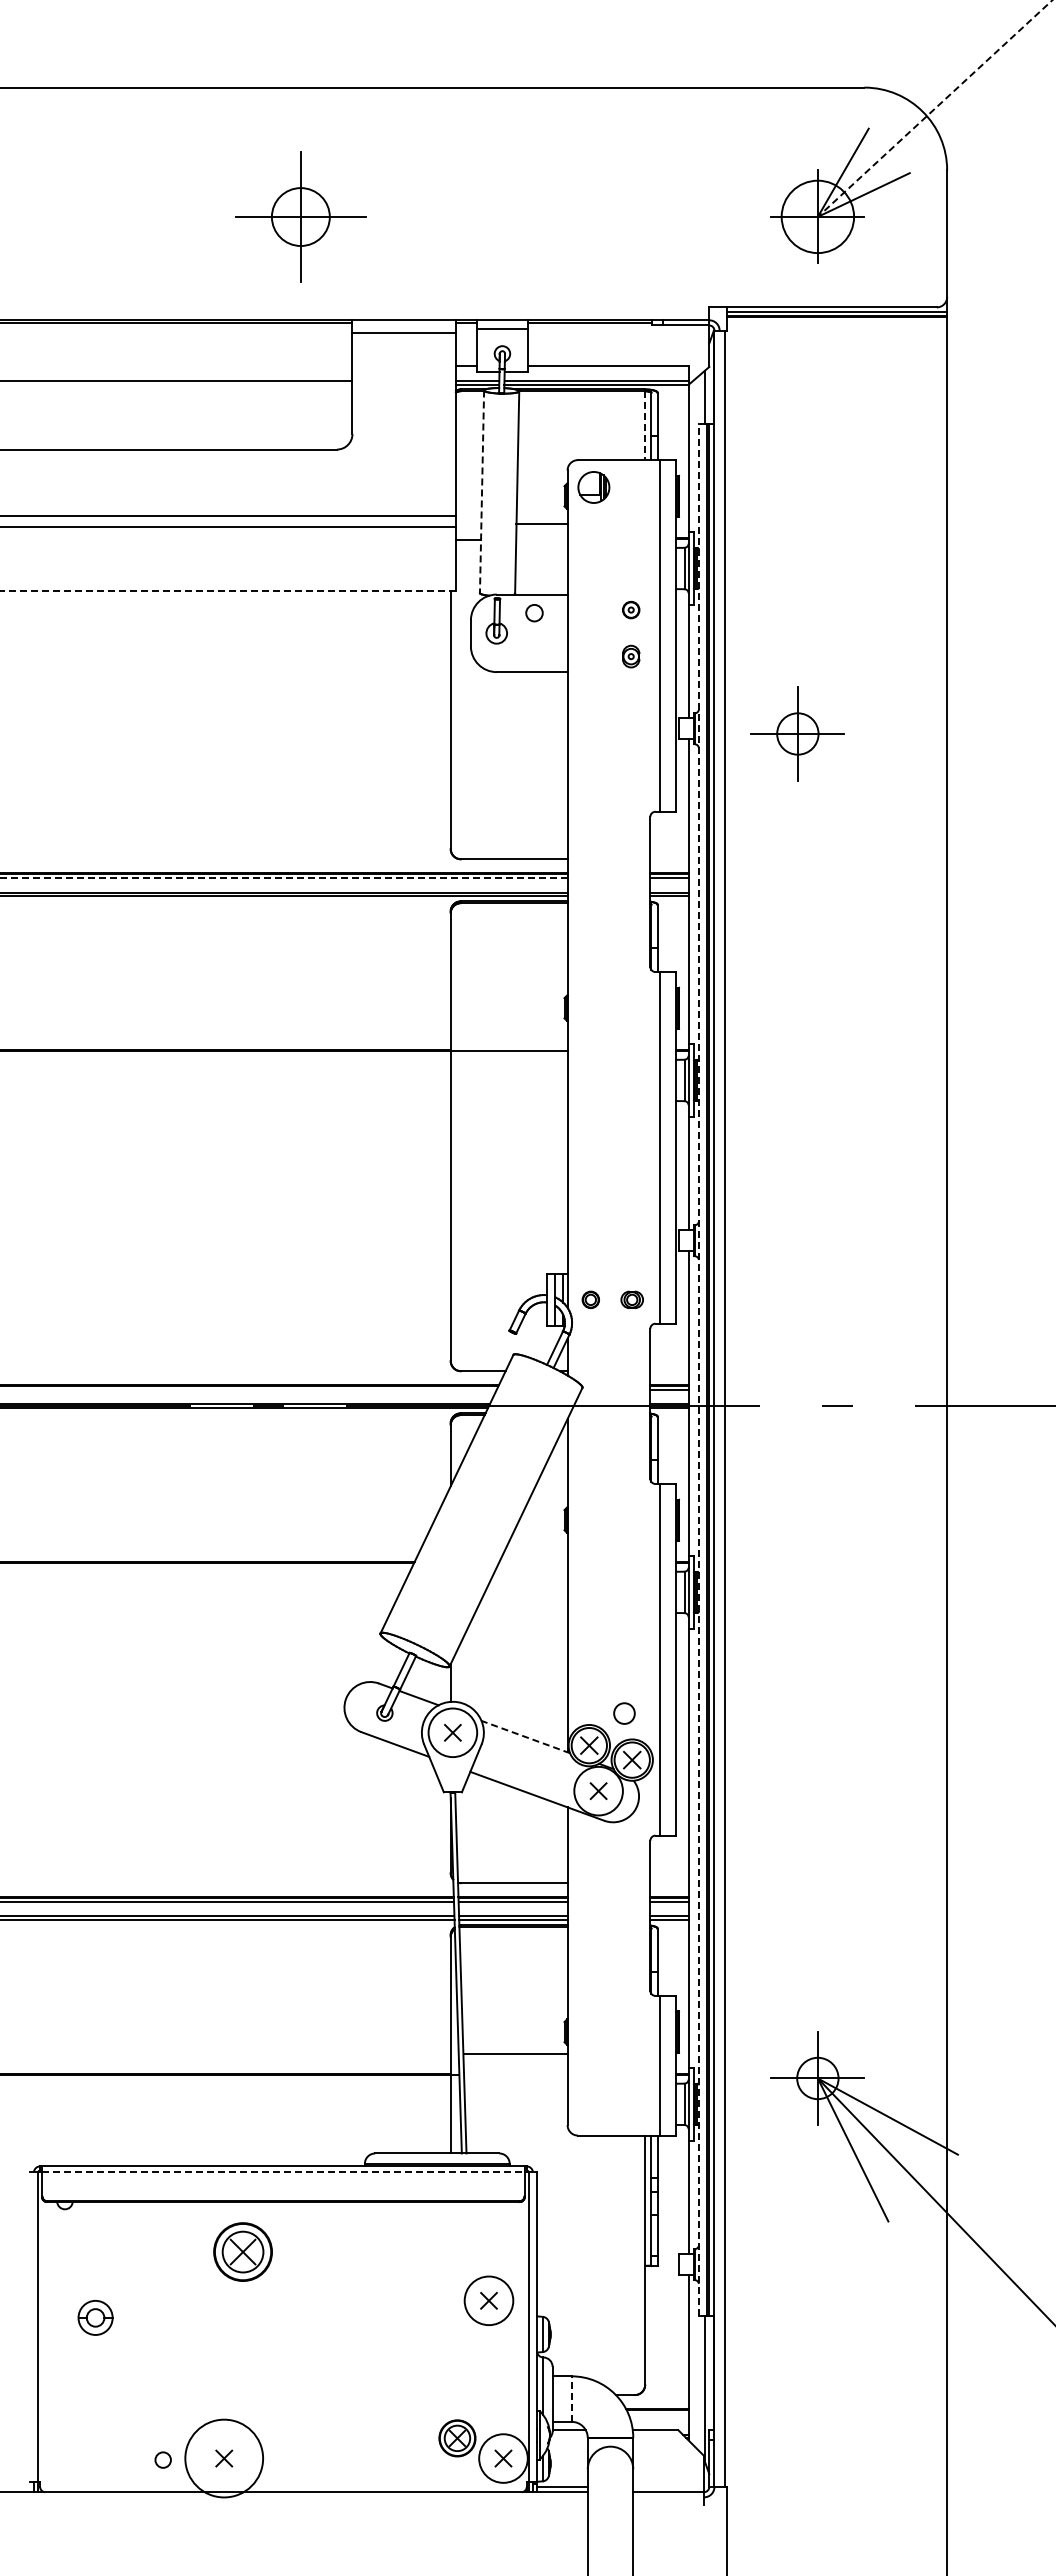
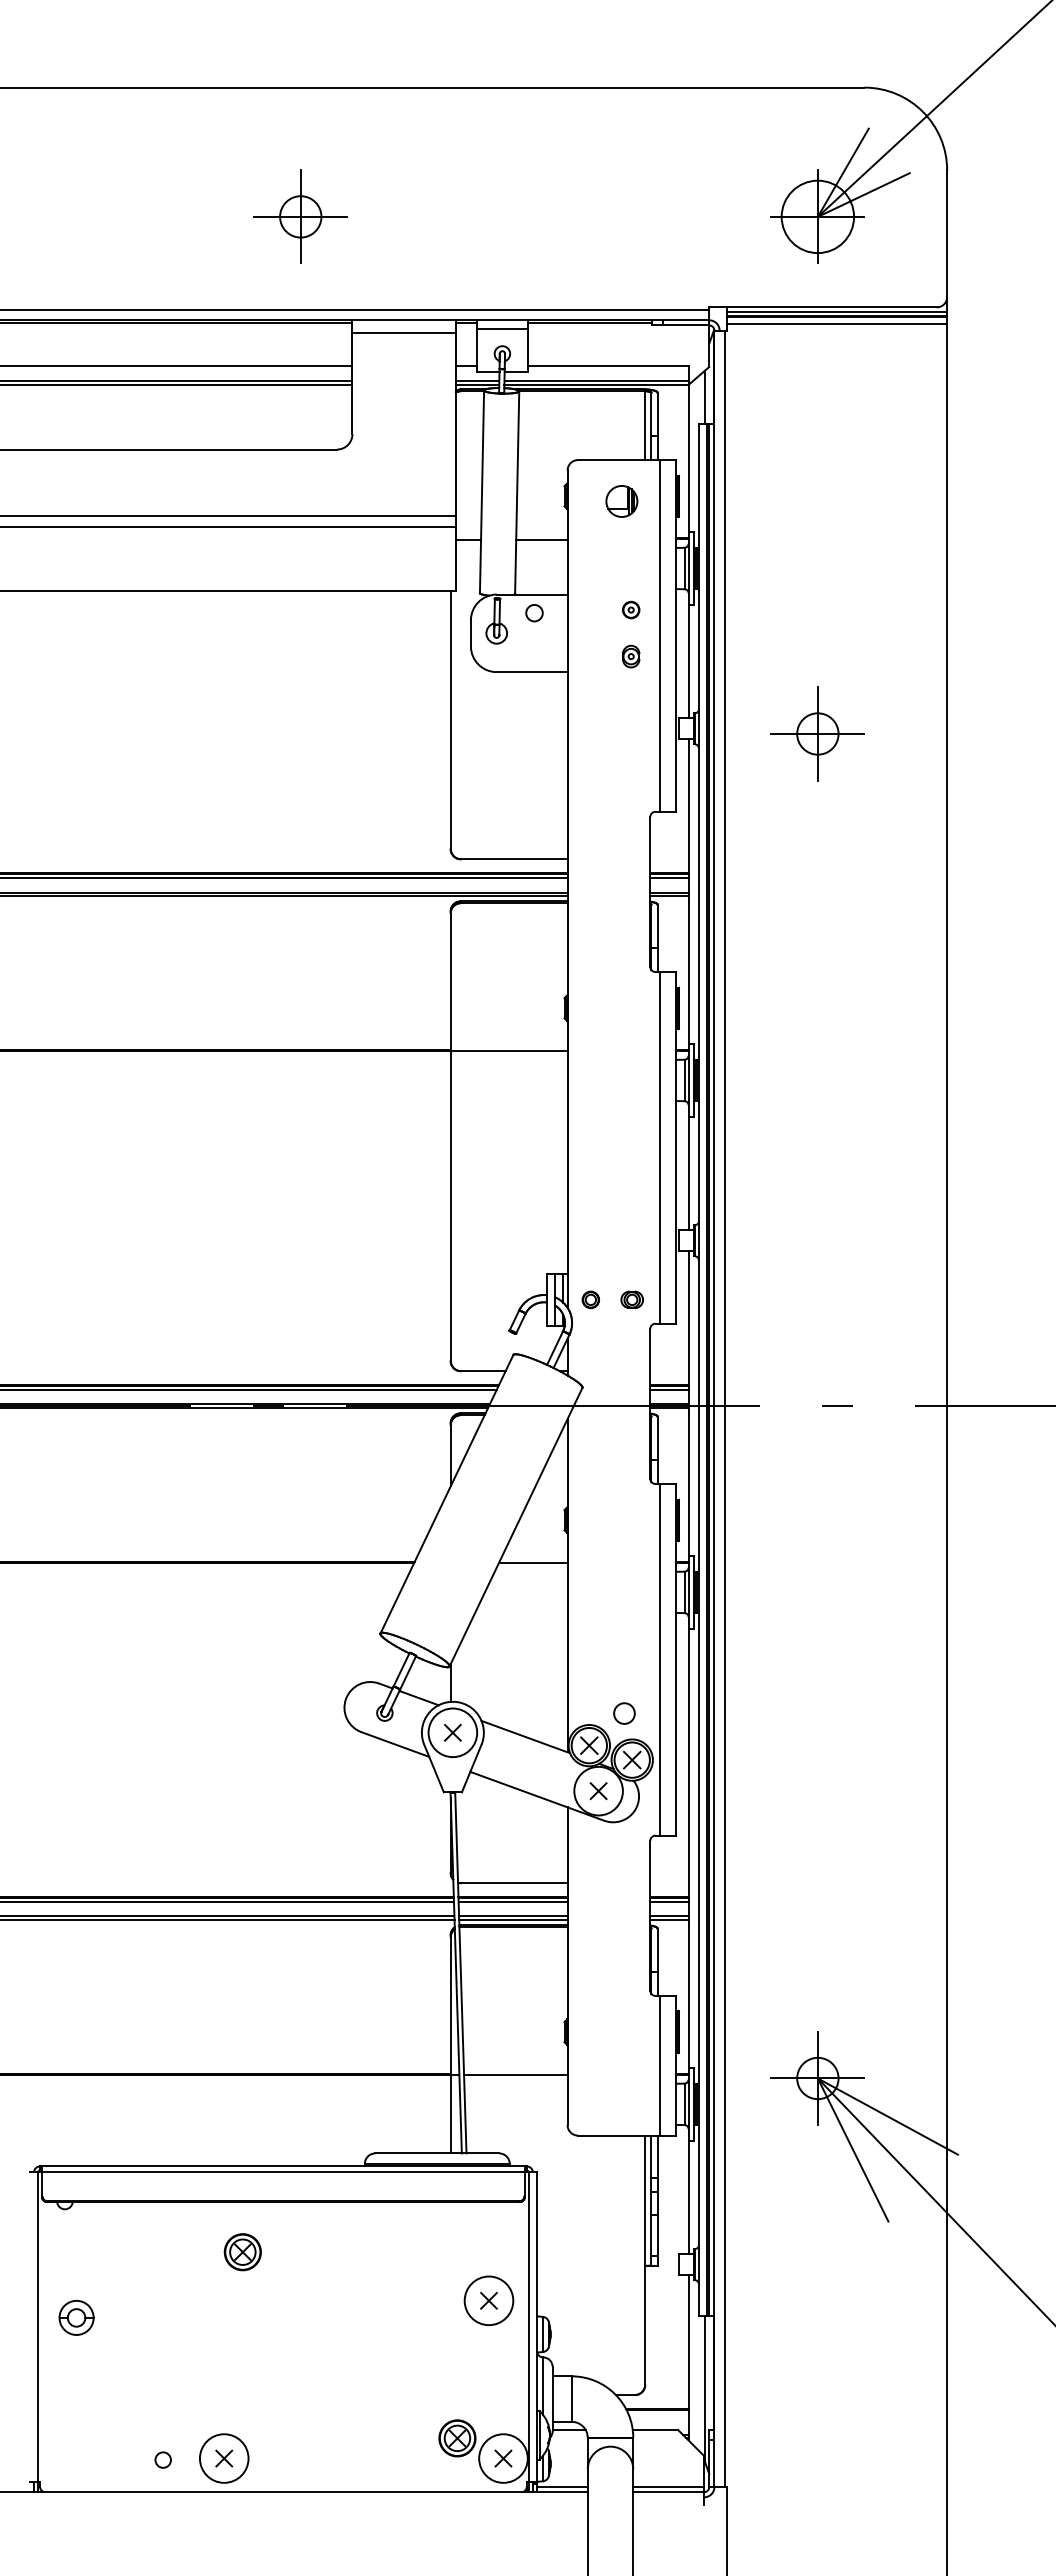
line: dashed -> solid (934, 109)
part size: 132x132 px -> 95x95 px (300, 216)
line: none -> present (355, 309)
line: none -> present (837, 324)
line: none -> present (177, 366)
line: none -> present (177, 384)
line: dashed -> solid (645, 426)
part position: (593, 487) -> (621, 501) (621, 501)
line: dashed -> solid (482, 492)
line position: (541, 523) -> (541, 539) (541, 539)
line: dashed -> solid (227, 591)
part position: (797, 733) -> (817, 733) (817, 733)
line: dashed -> solid (283, 878)
line: dashed -> solid (698, 1369)
line: none -> present (249, 1389)
line: none -> present (532, 1563)
line: dashed -> solid (525, 1736)
line position: (515, 2054) -> (515, 2075) (515, 2075)
line: dashed -> solid (283, 2171)
part size: 60x60 px -> 39x39 px (242, 2252)
part position: (95, 2317) -> (76, 2317) (76, 2317)
line: dashed -> solid (571, 2399)
circle diameter: 78 px -> 49 px (223, 2458)
line: none -> present (668, 2487)
